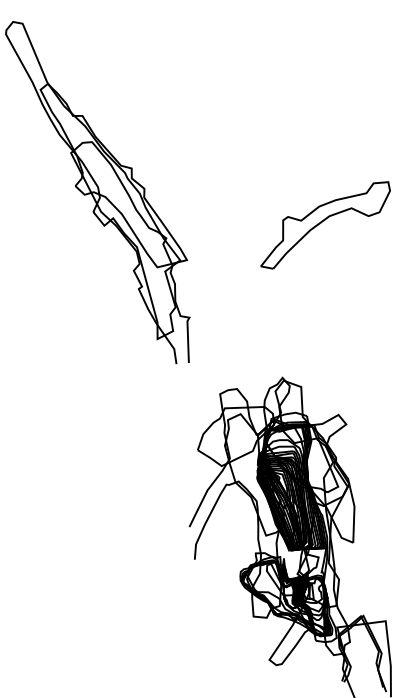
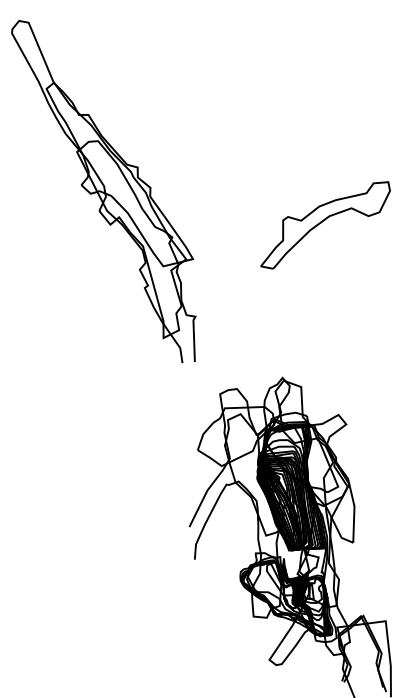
part position: (97, 192) -> (103, 191) (103, 191)
